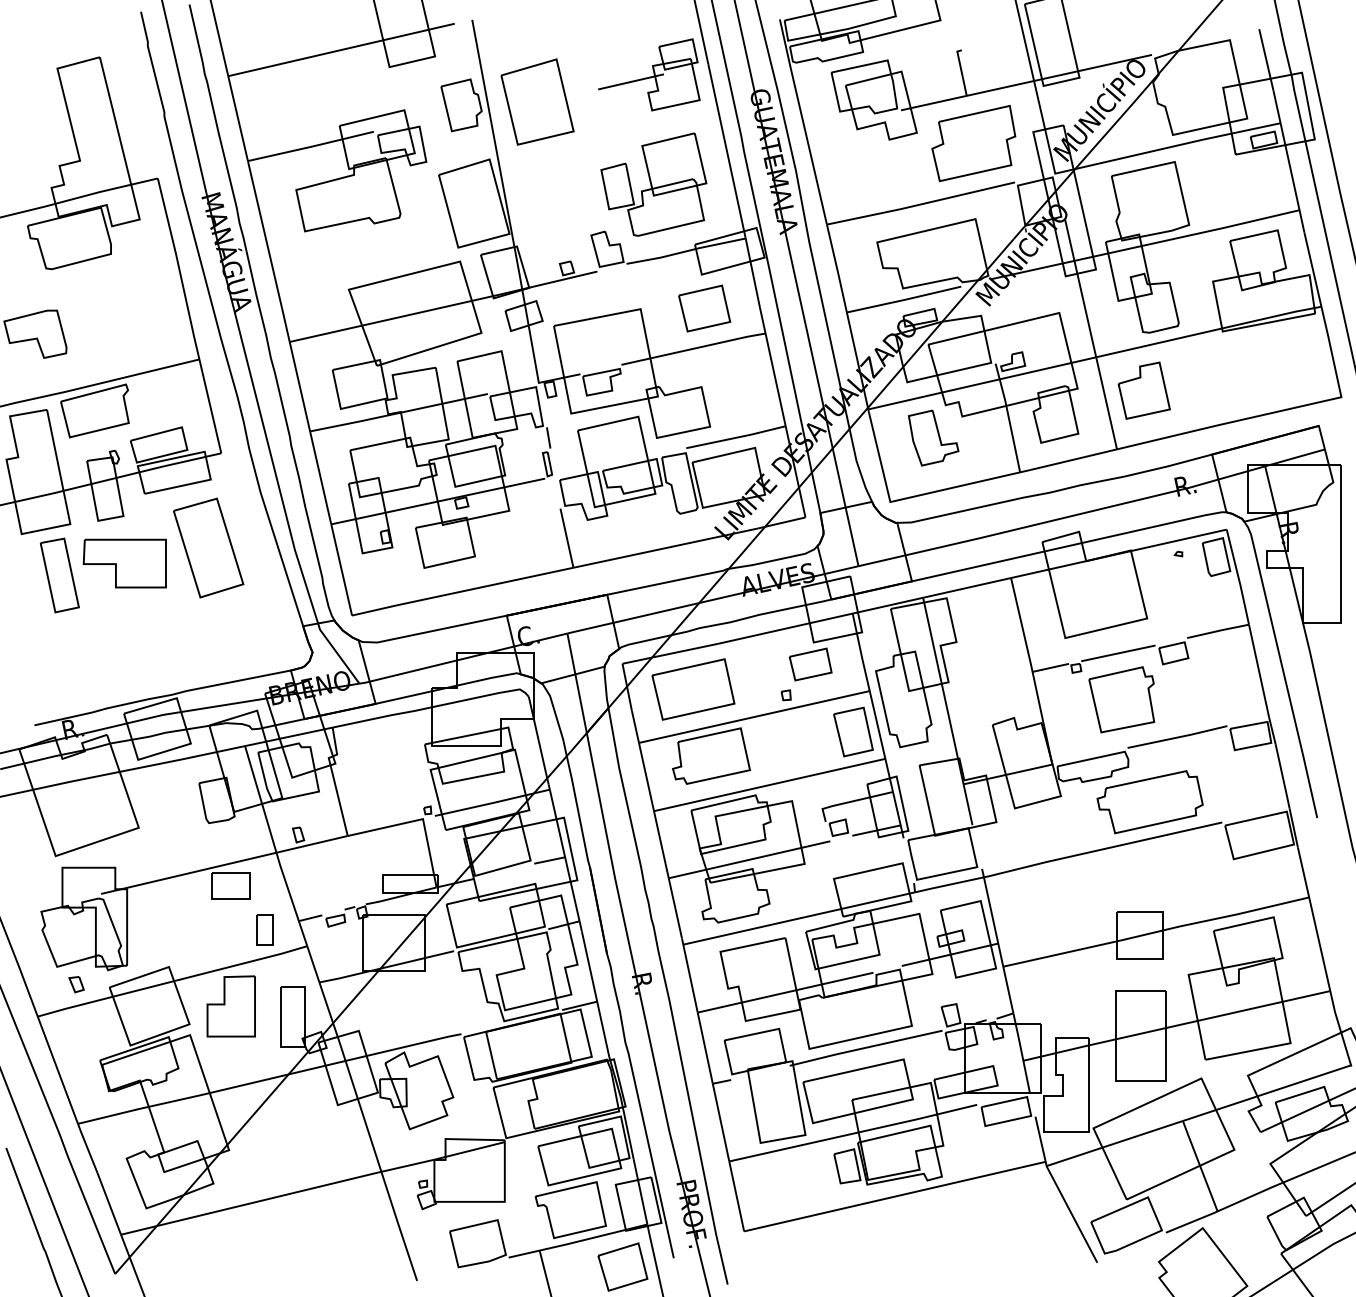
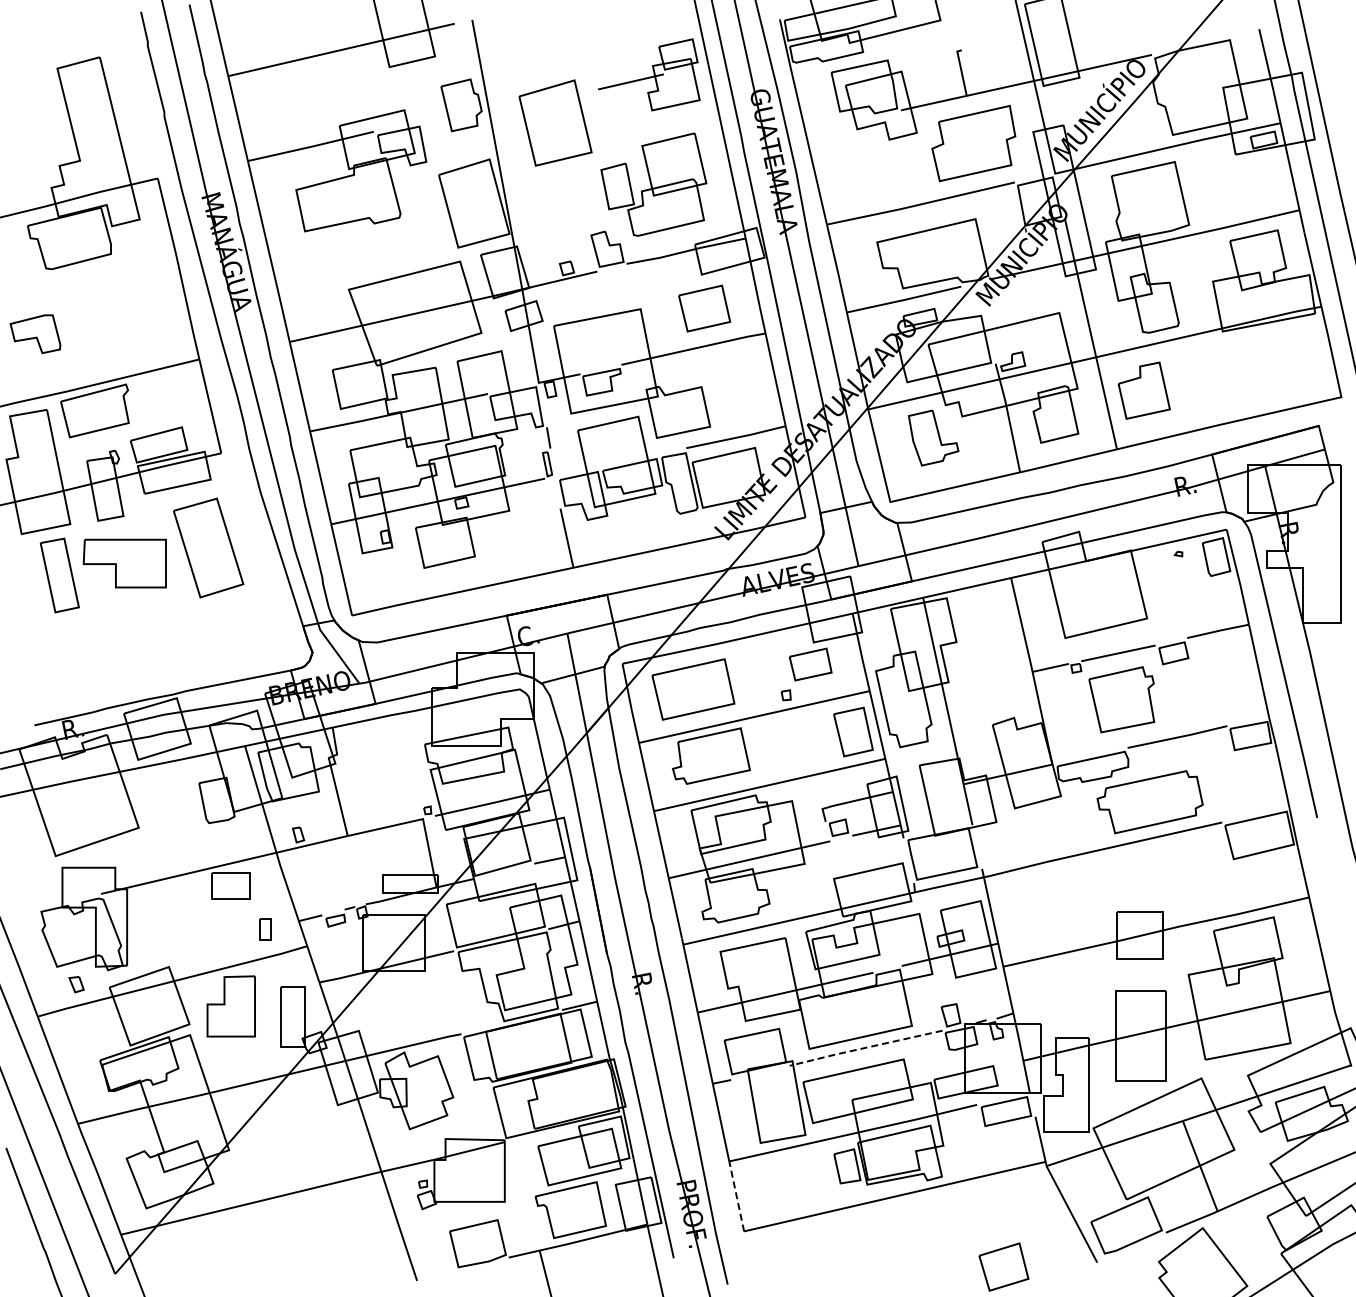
part position: (537, 101) -> (555, 122) (555, 122)
part size: 65x50 px -> 53x41 px (35, 334)
part size: 18x32 px -> 13x23 px (265, 929)
line: solid -> dashed (864, 1048)
line: solid -> dashed (736, 1196)
part position: (622, 1266) -> (1003, 1266) (1003, 1266)
